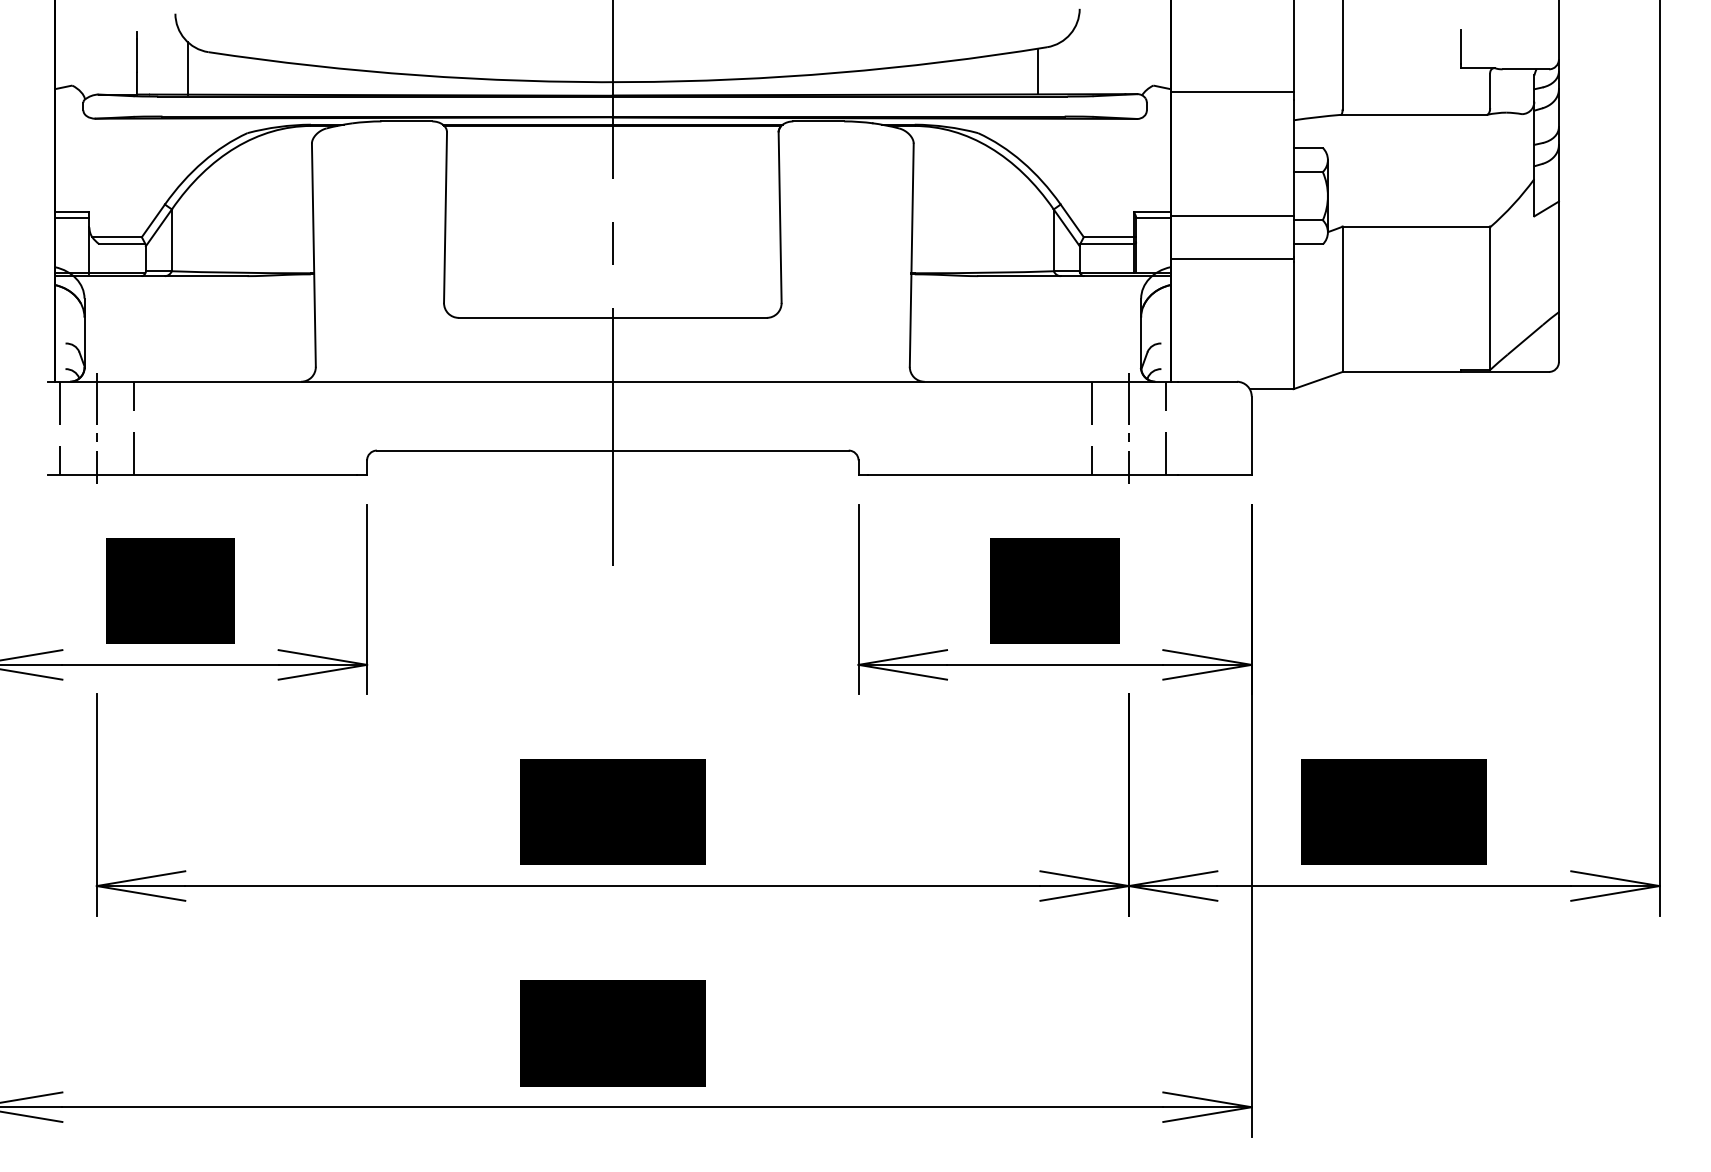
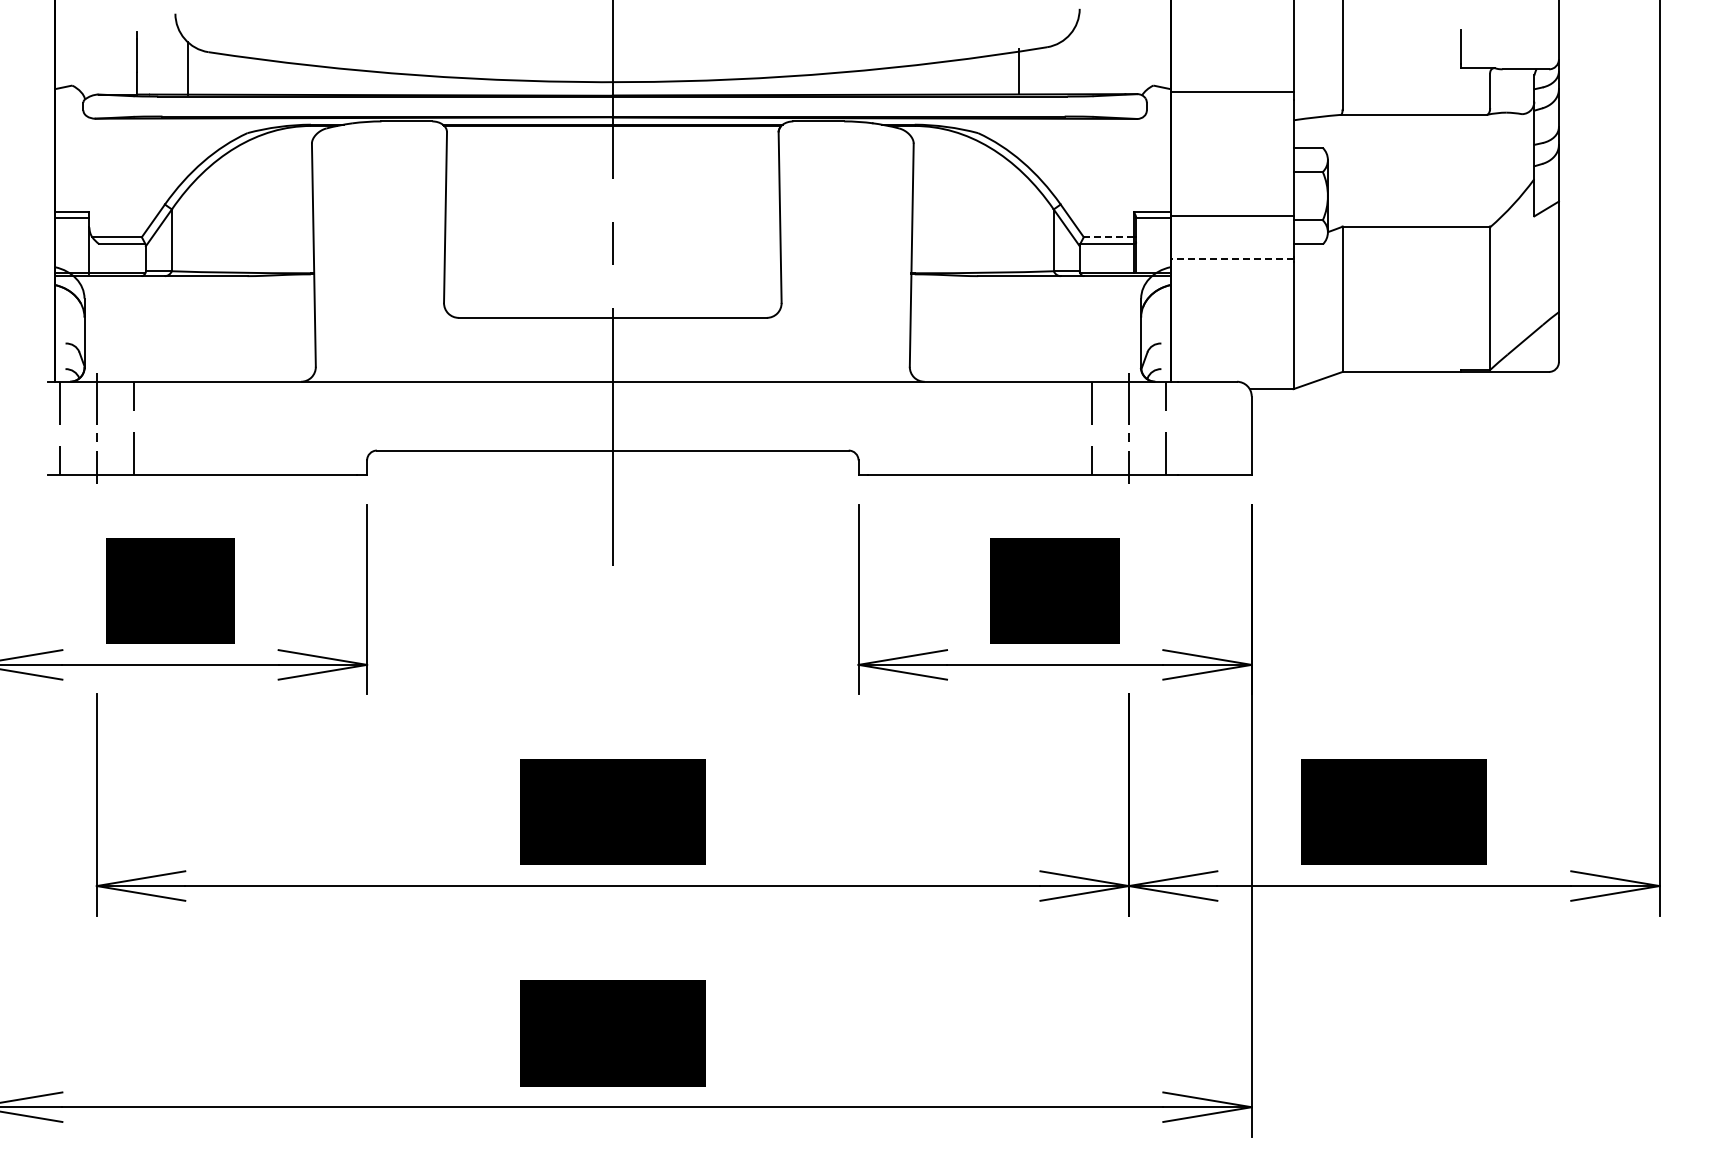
line position: (1037, 71) -> (1018, 71) (1018, 71)
line: solid -> dashed (1108, 237)
line: solid -> dashed (1231, 258)
